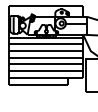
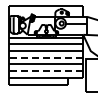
line: solid -> dashed (45, 57)
line: solid -> dashed (45, 70)
